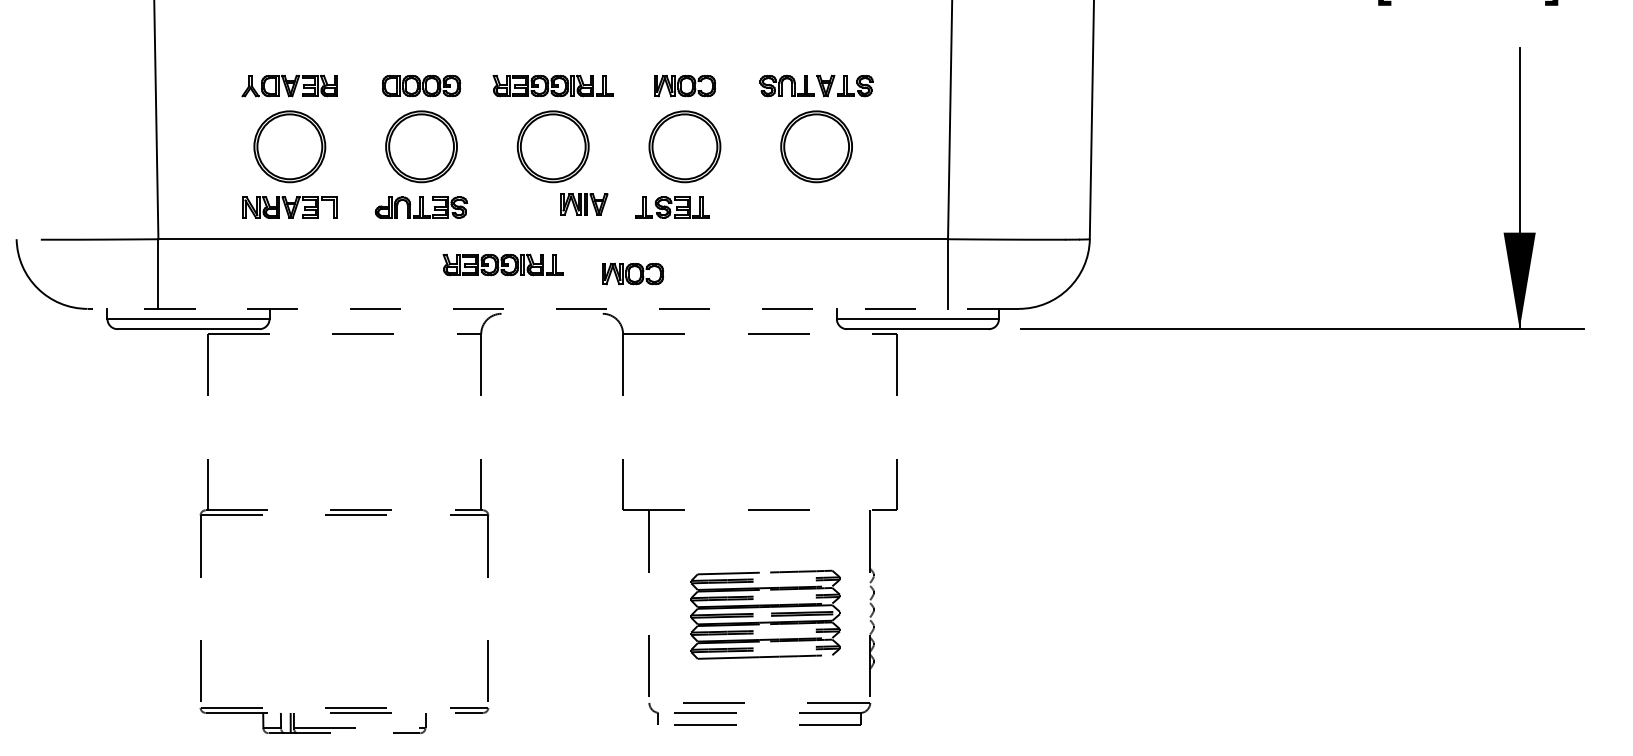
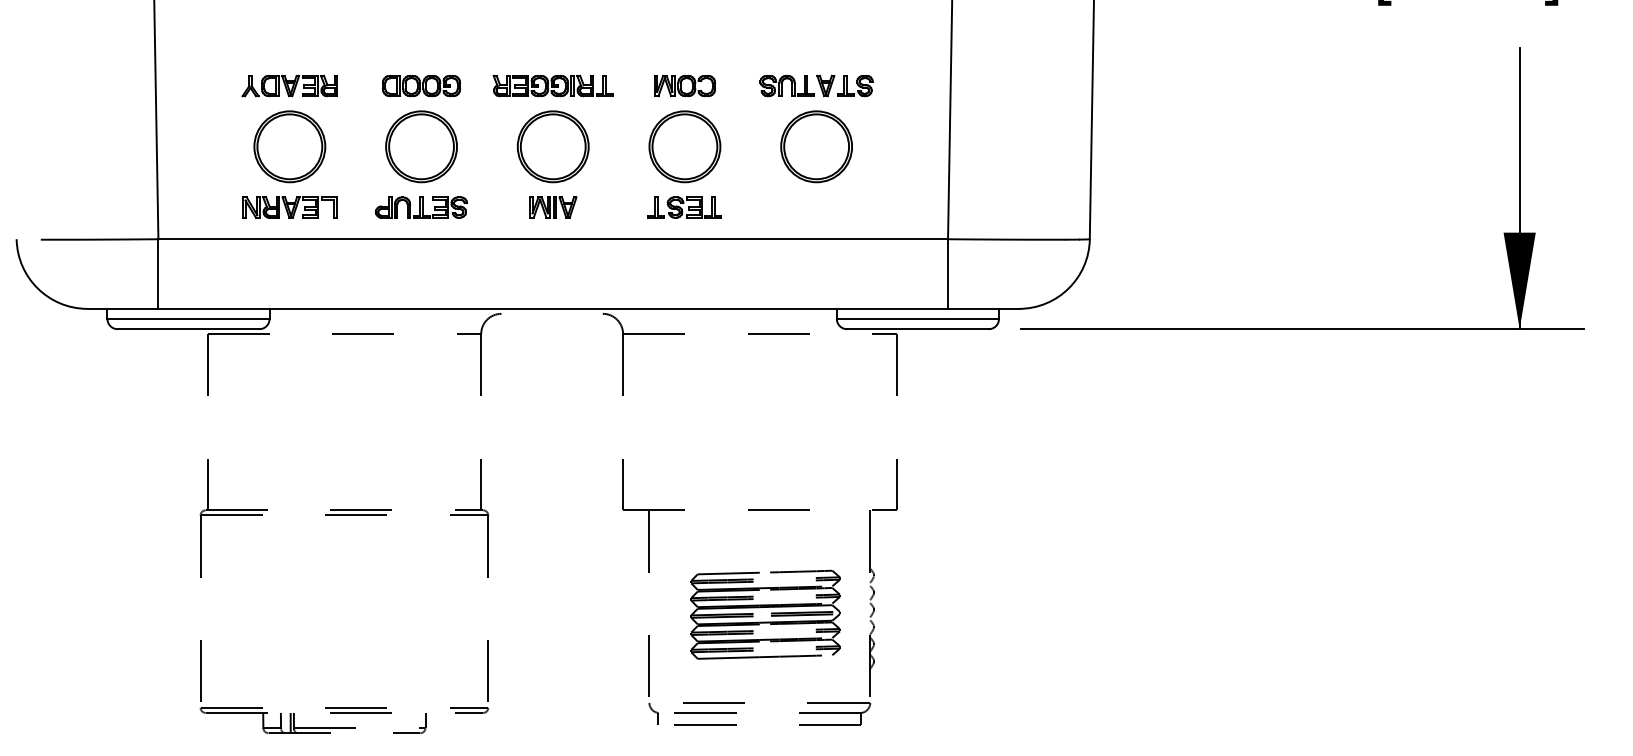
part position: (584, 204) -> (553, 207) (553, 207)
part position: (672, 207) -> (684, 207) (684, 207)
part: present -> none (502, 264)
part: present -> none (632, 273)
line: dashed -> solid (553, 308)
